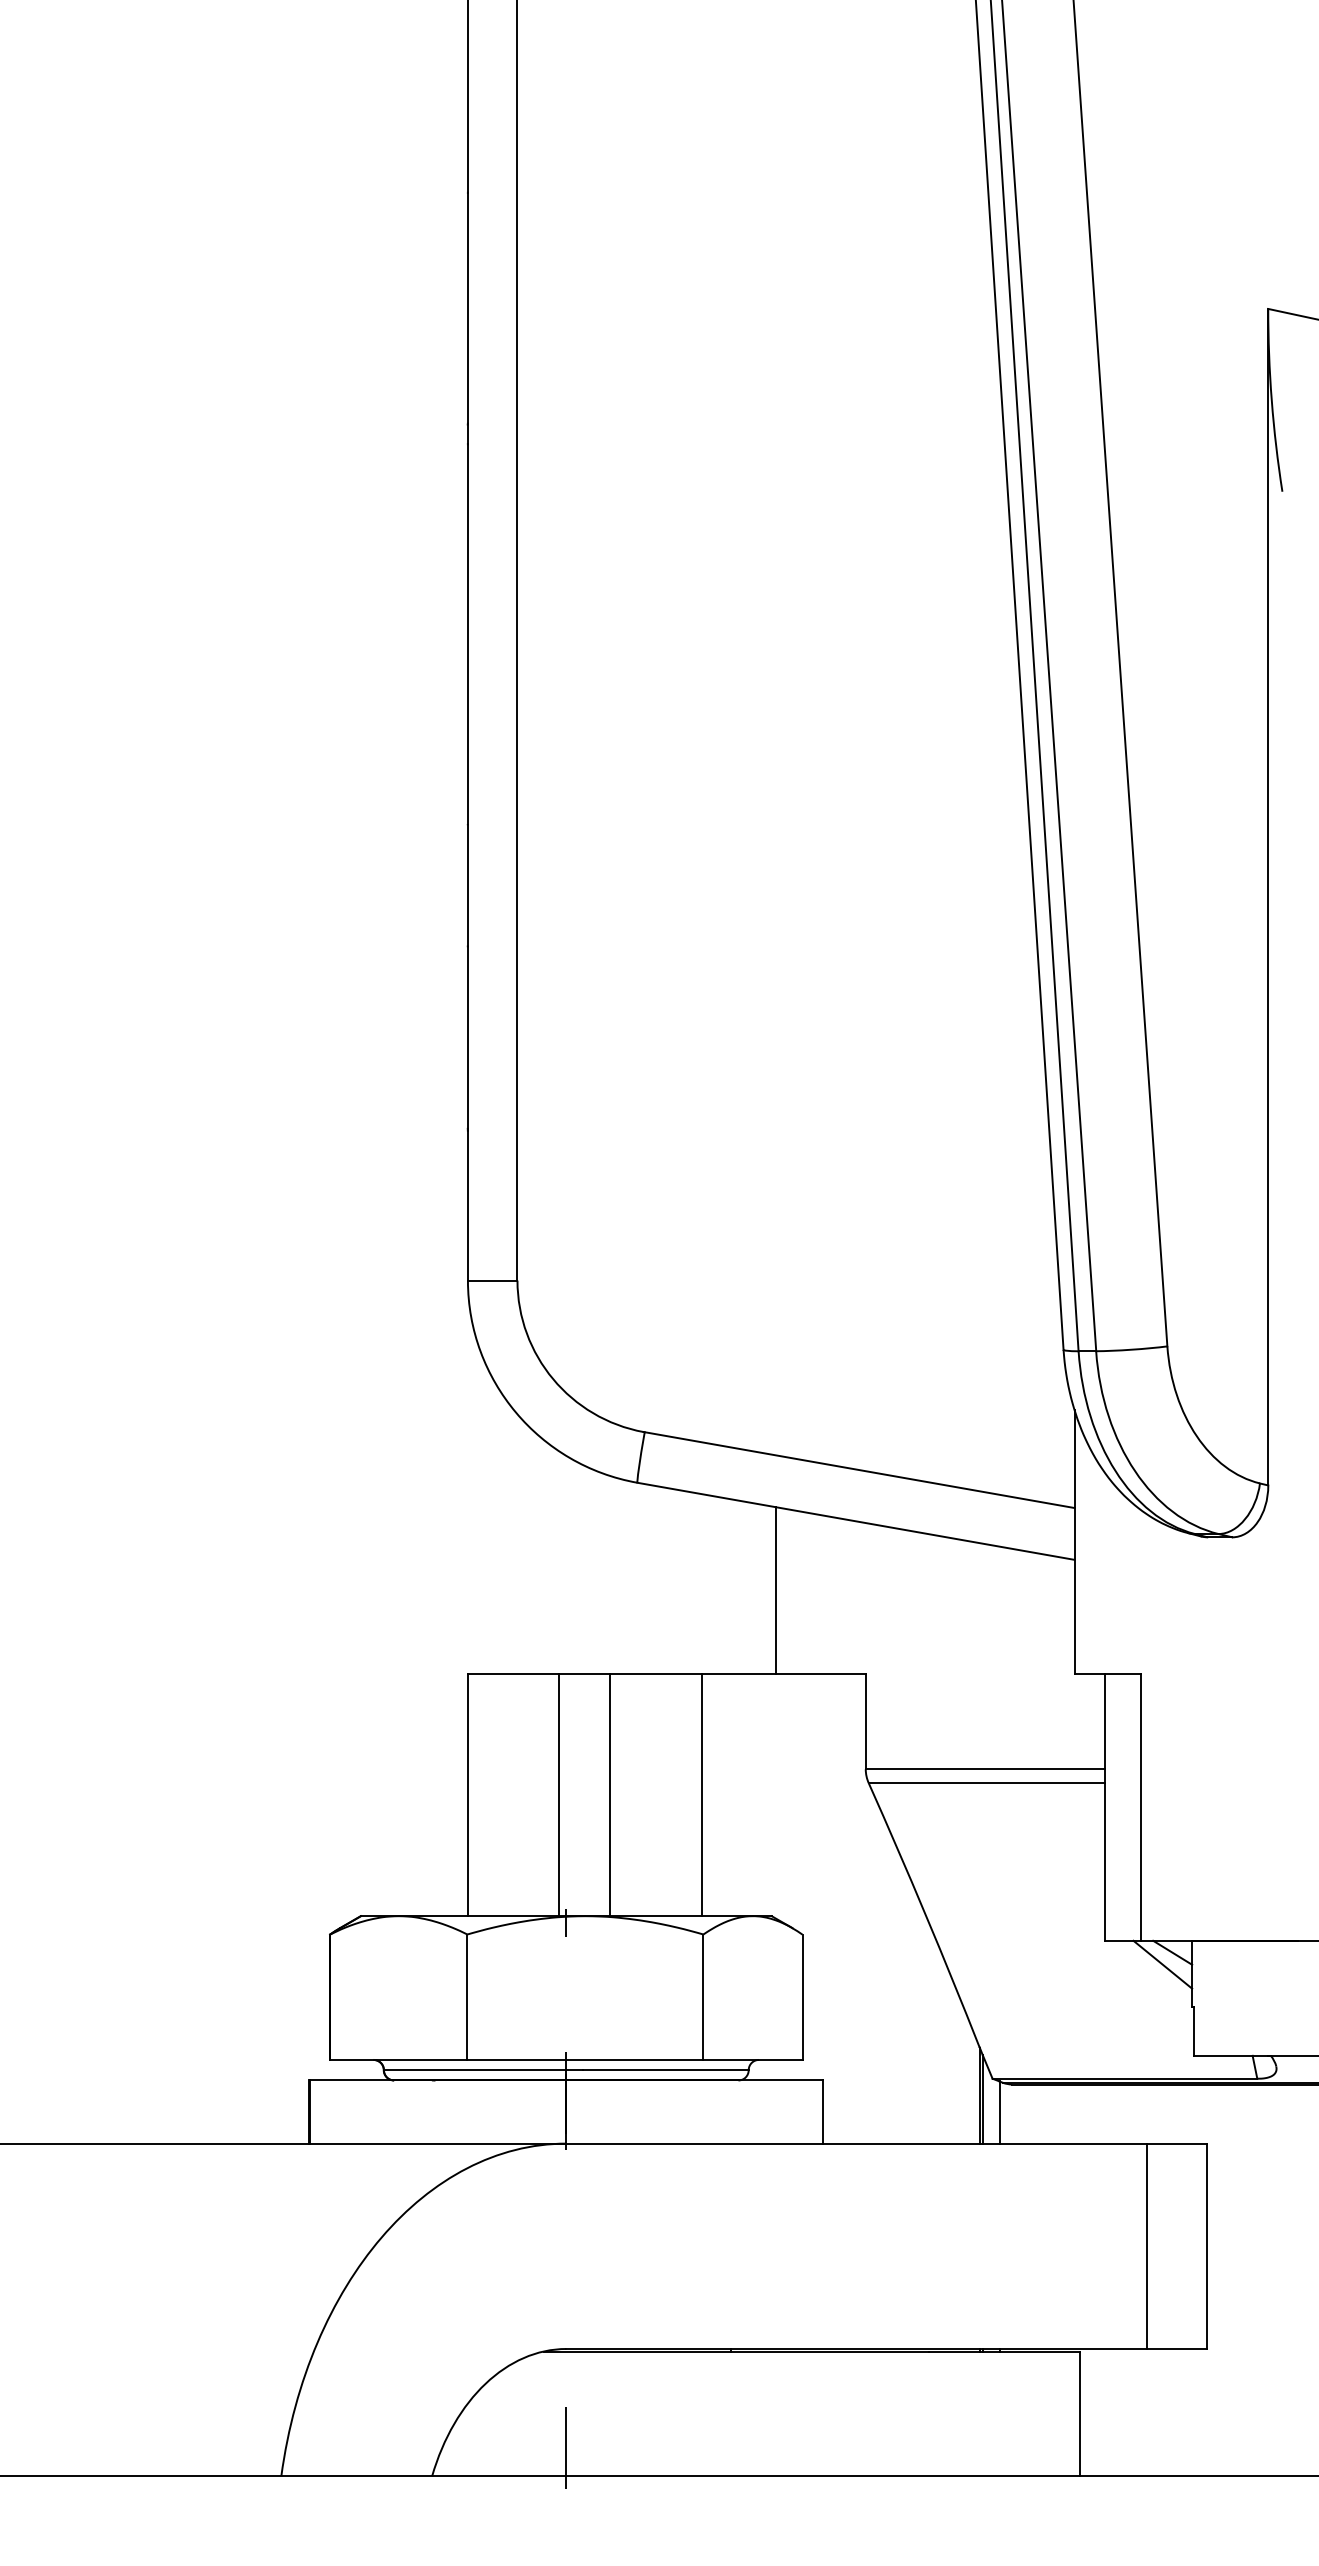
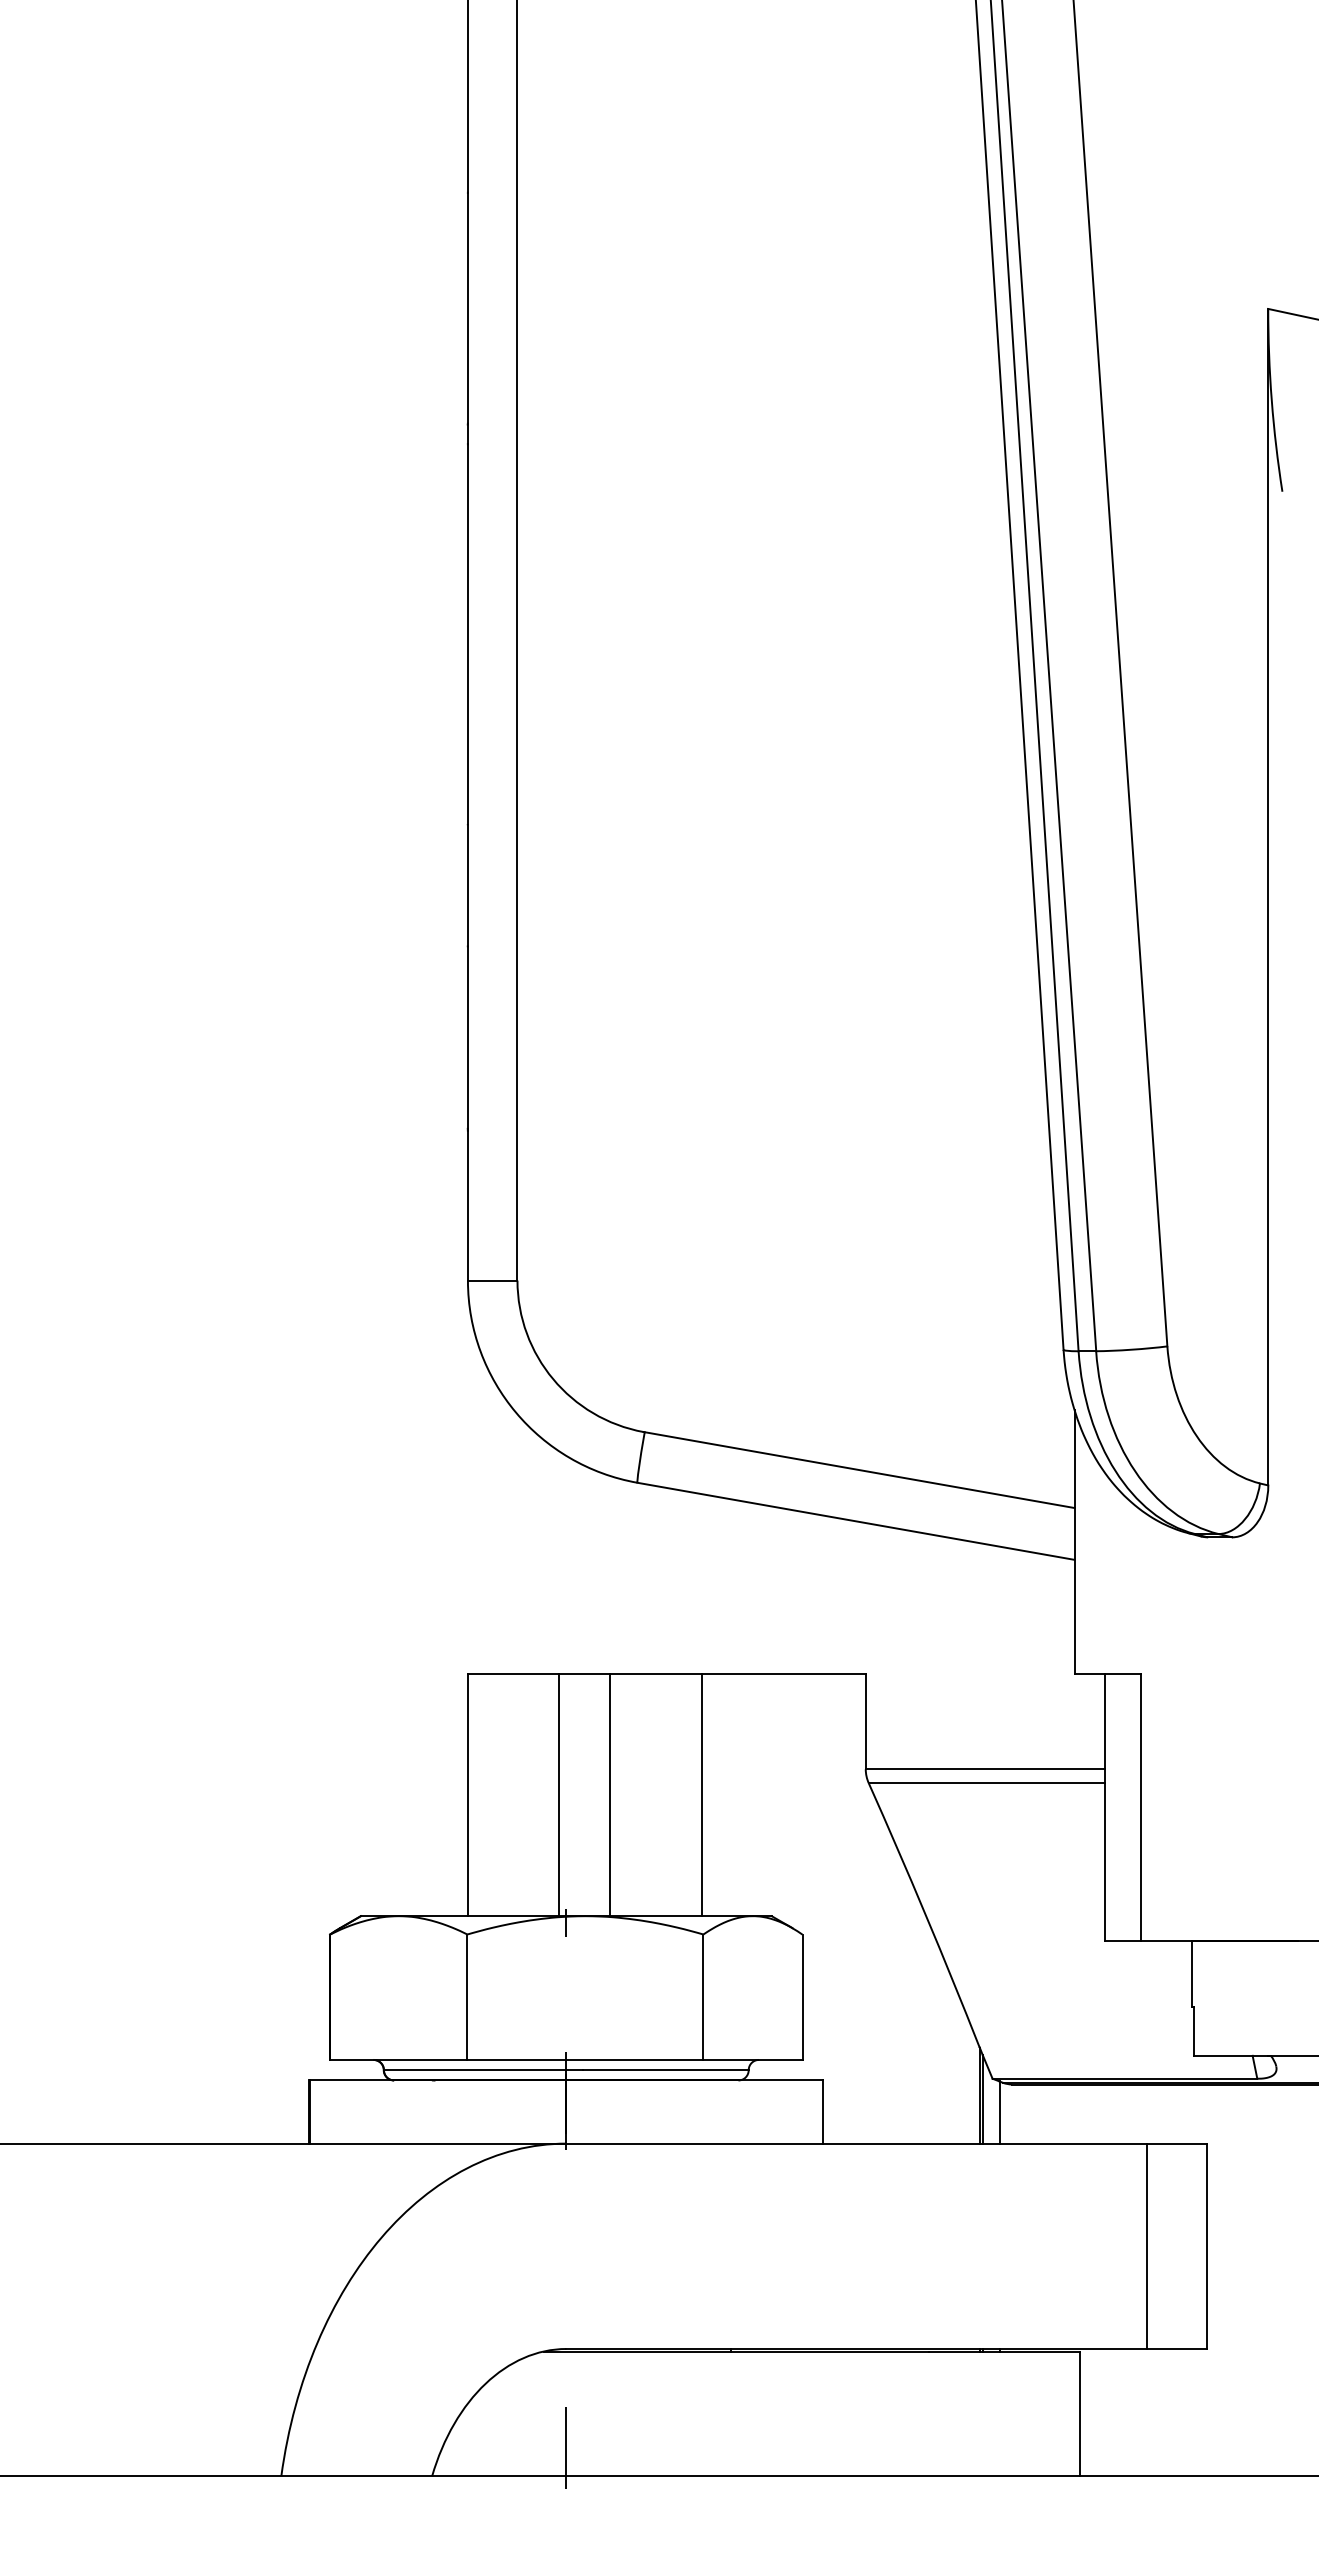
line: present -> none (775, 1590)
line: present -> none (1172, 1952)
line: present -> none (1162, 1964)
